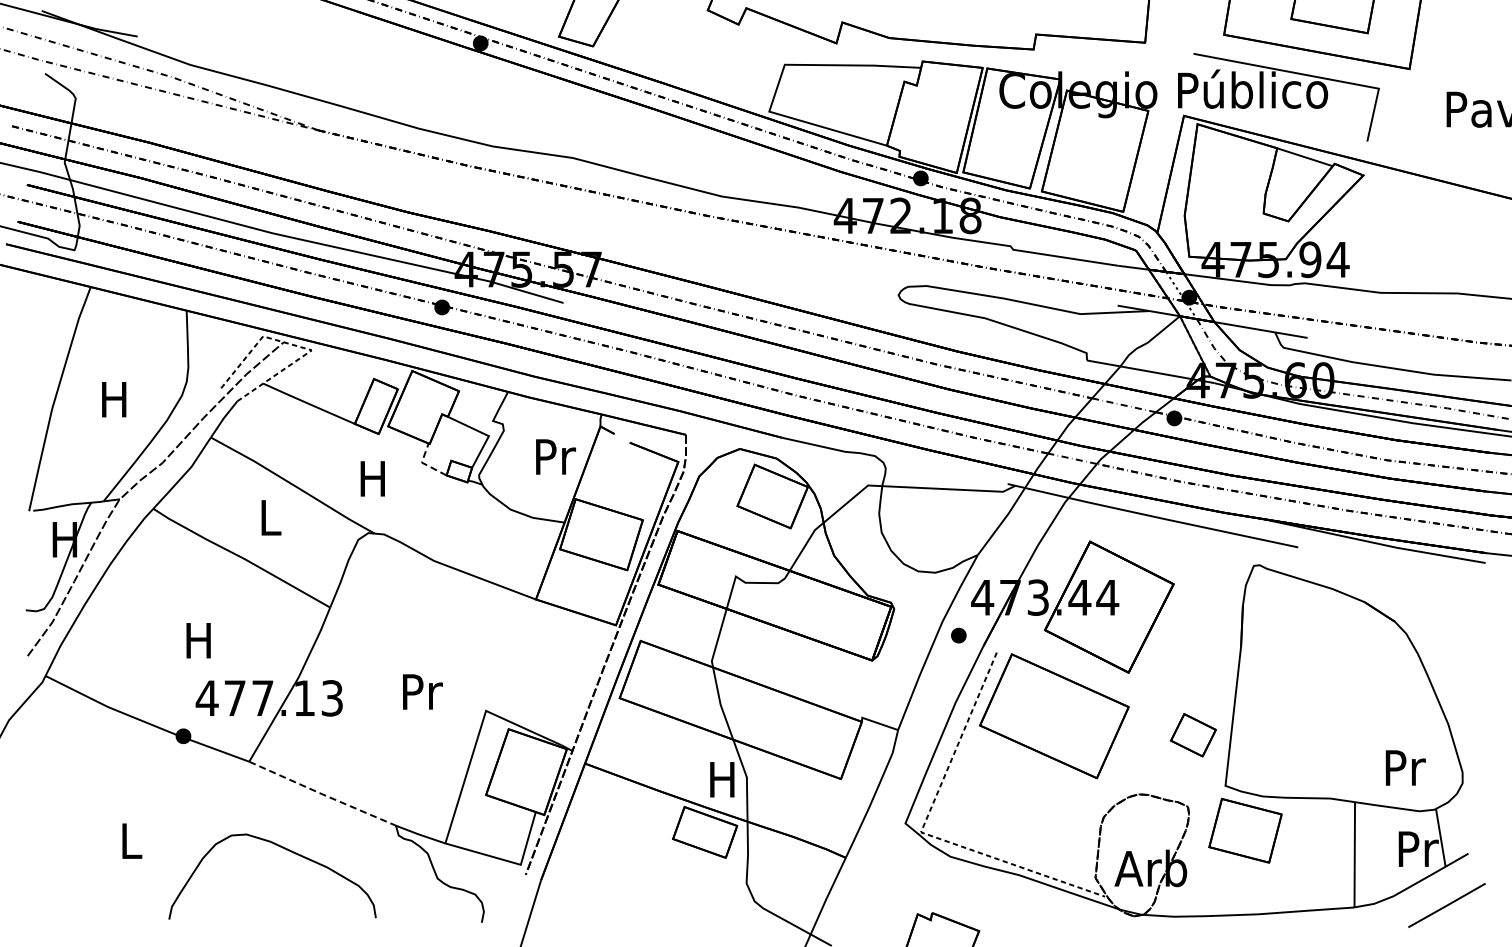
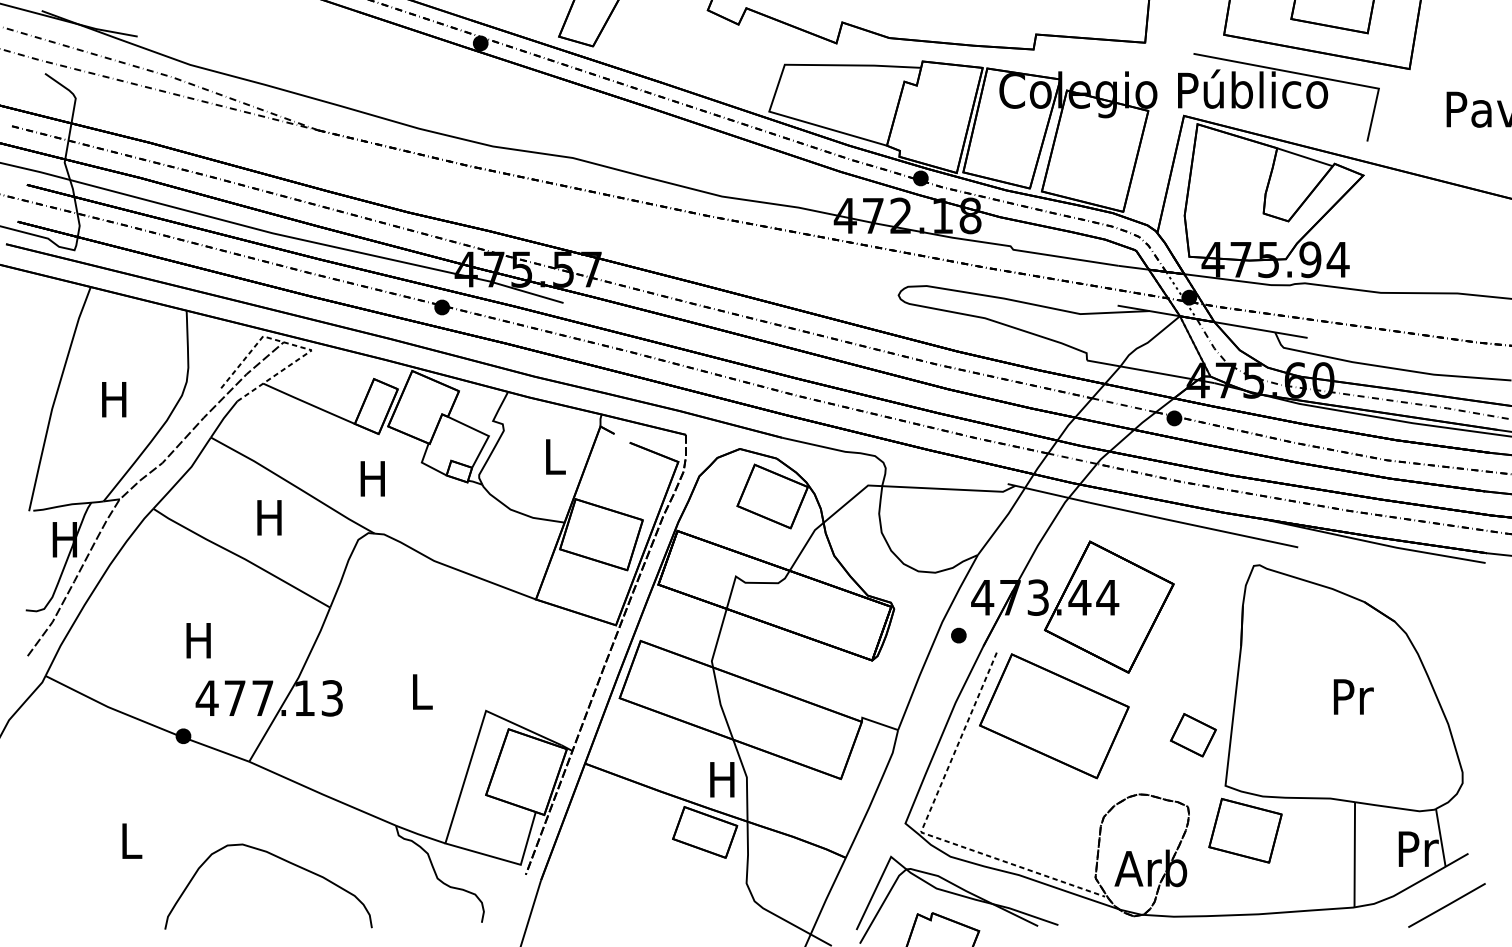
text: Pr -> L (556, 456)
line: dashed -> solid (424, 463)
text: L -> H (269, 517)
text: Pr -> L (422, 691)
text position: (1405, 767) -> (1353, 696) (1353, 696)
line: dashed -> solid (321, 794)
curve position: (286, 850) -> (282, 860) (282, 860)
part: none -> present (957, 899)
